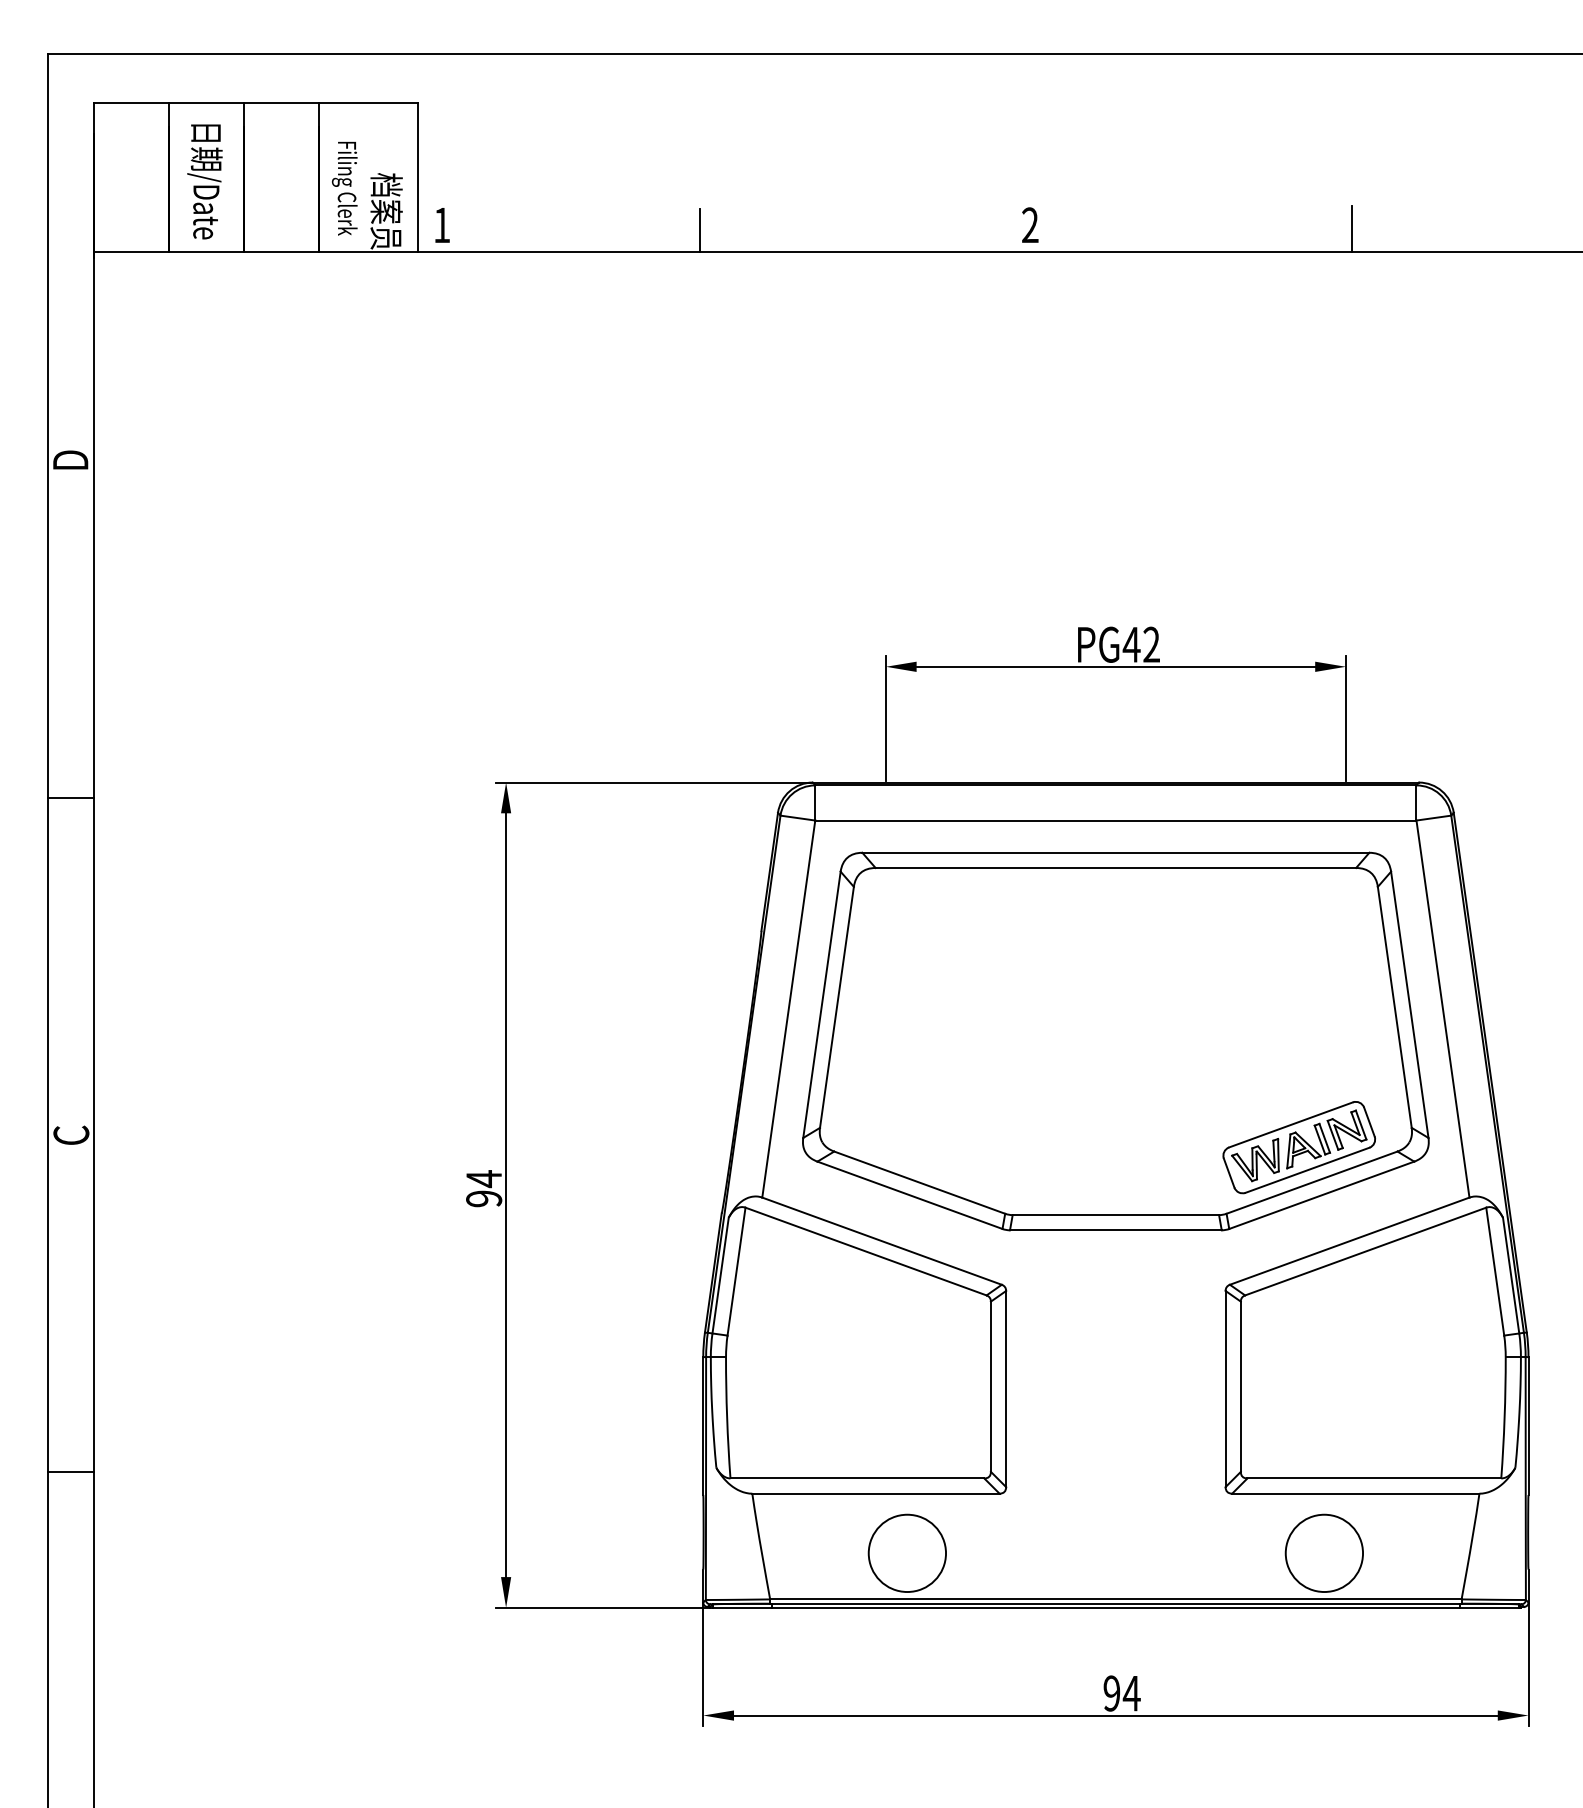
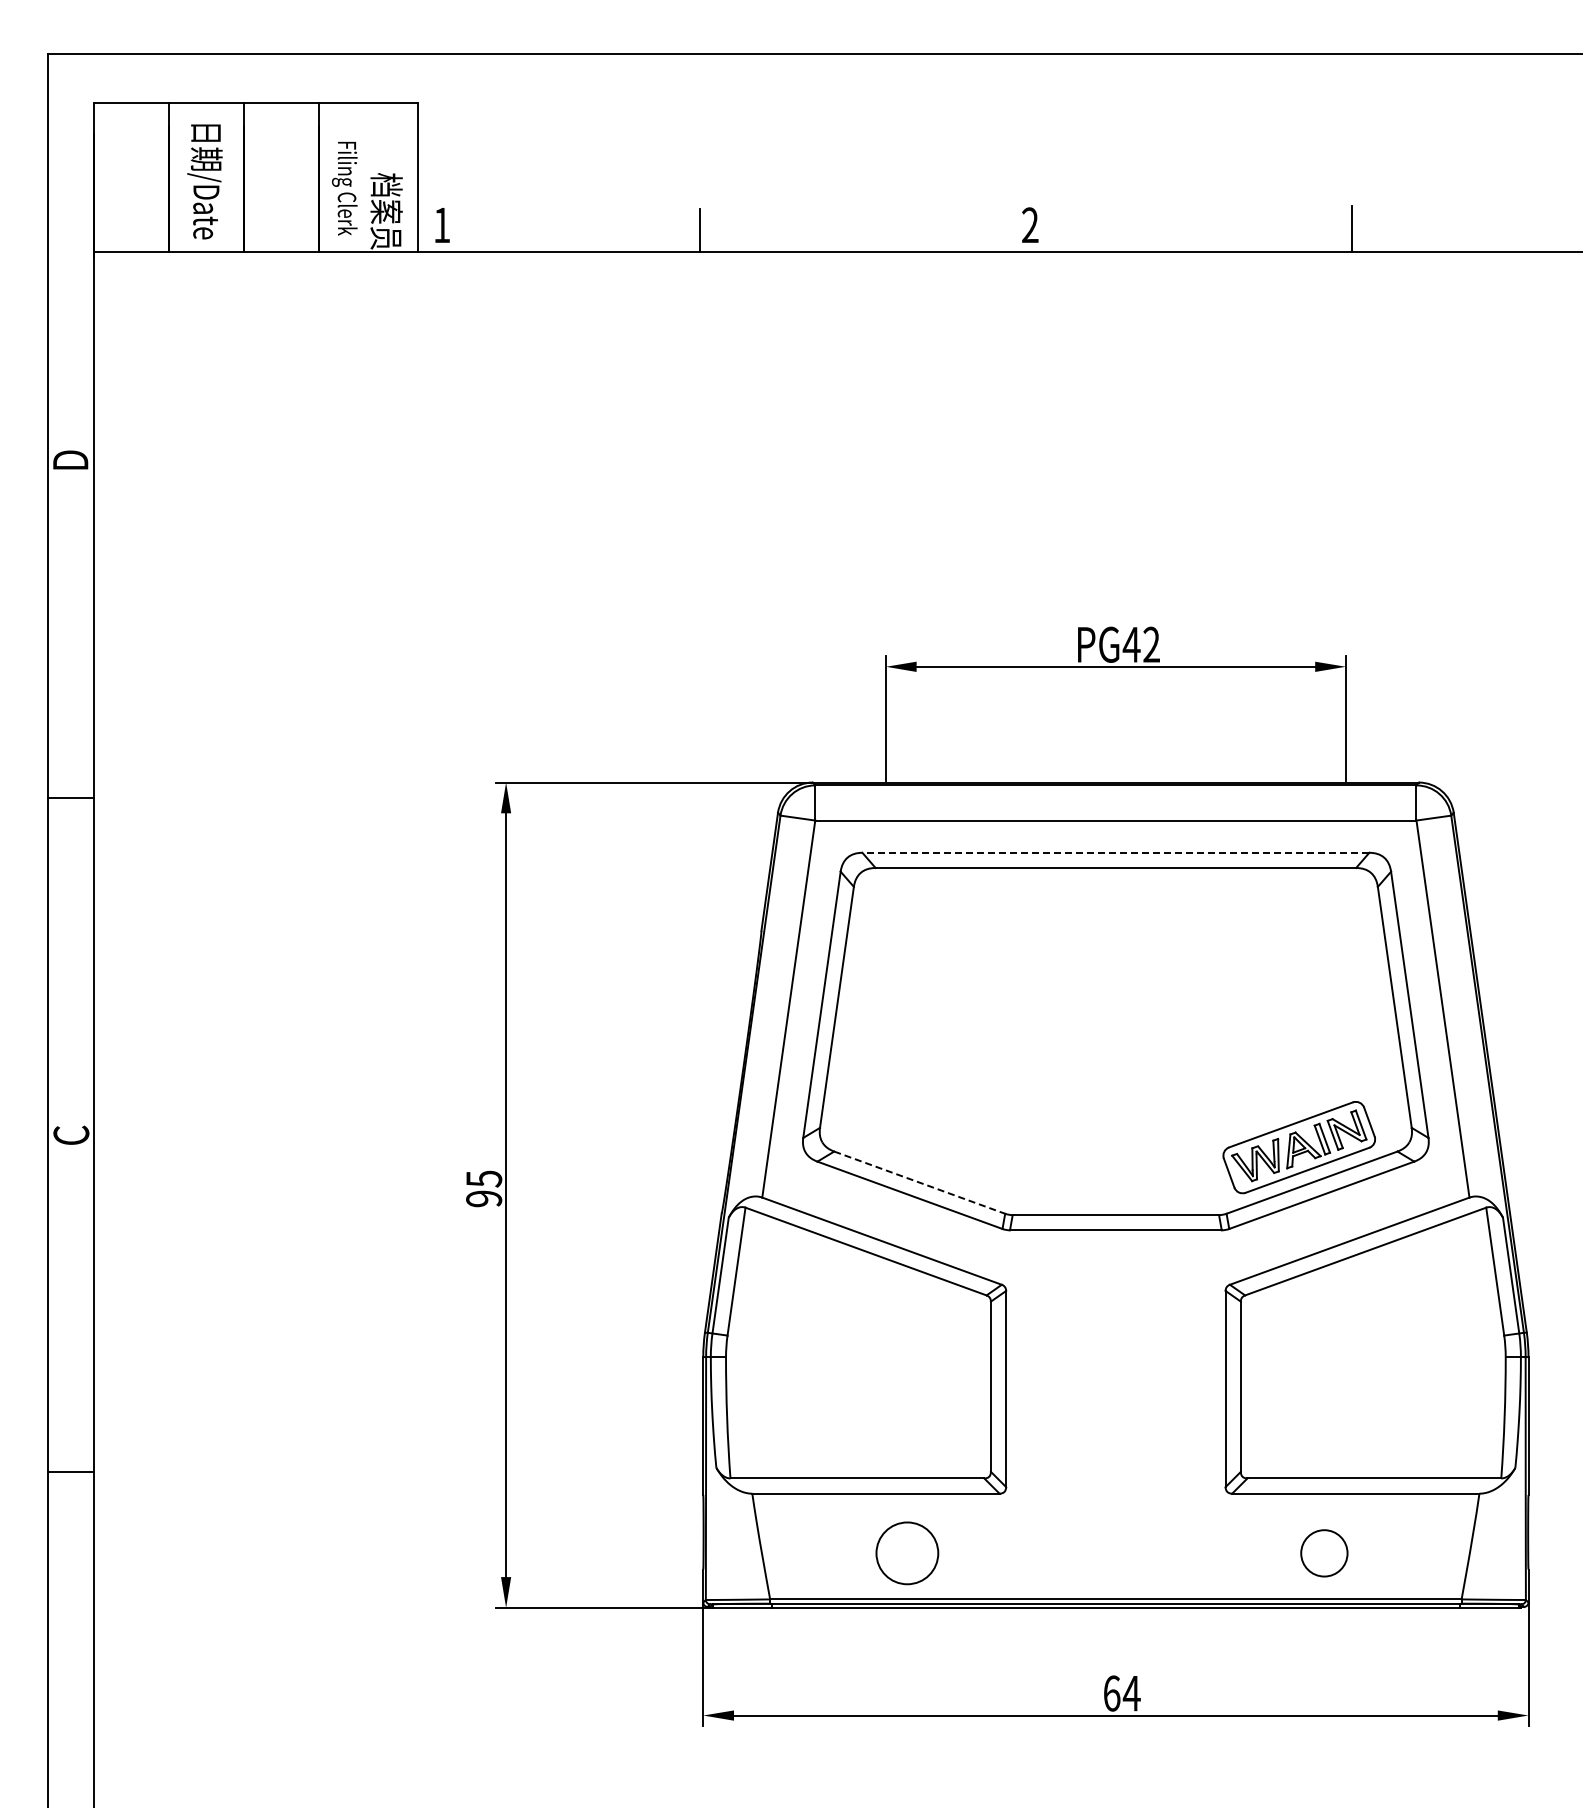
line: solid -> dashed (1115, 852)
text: 94 -> 95 (484, 1179)
line: solid -> dashed (919, 1182)
circle diameter: 77 px -> 62 px (907, 1553)
circle diameter: 77 px -> 46 px (1324, 1553)
text: 94 -> 64 (1111, 1693)
